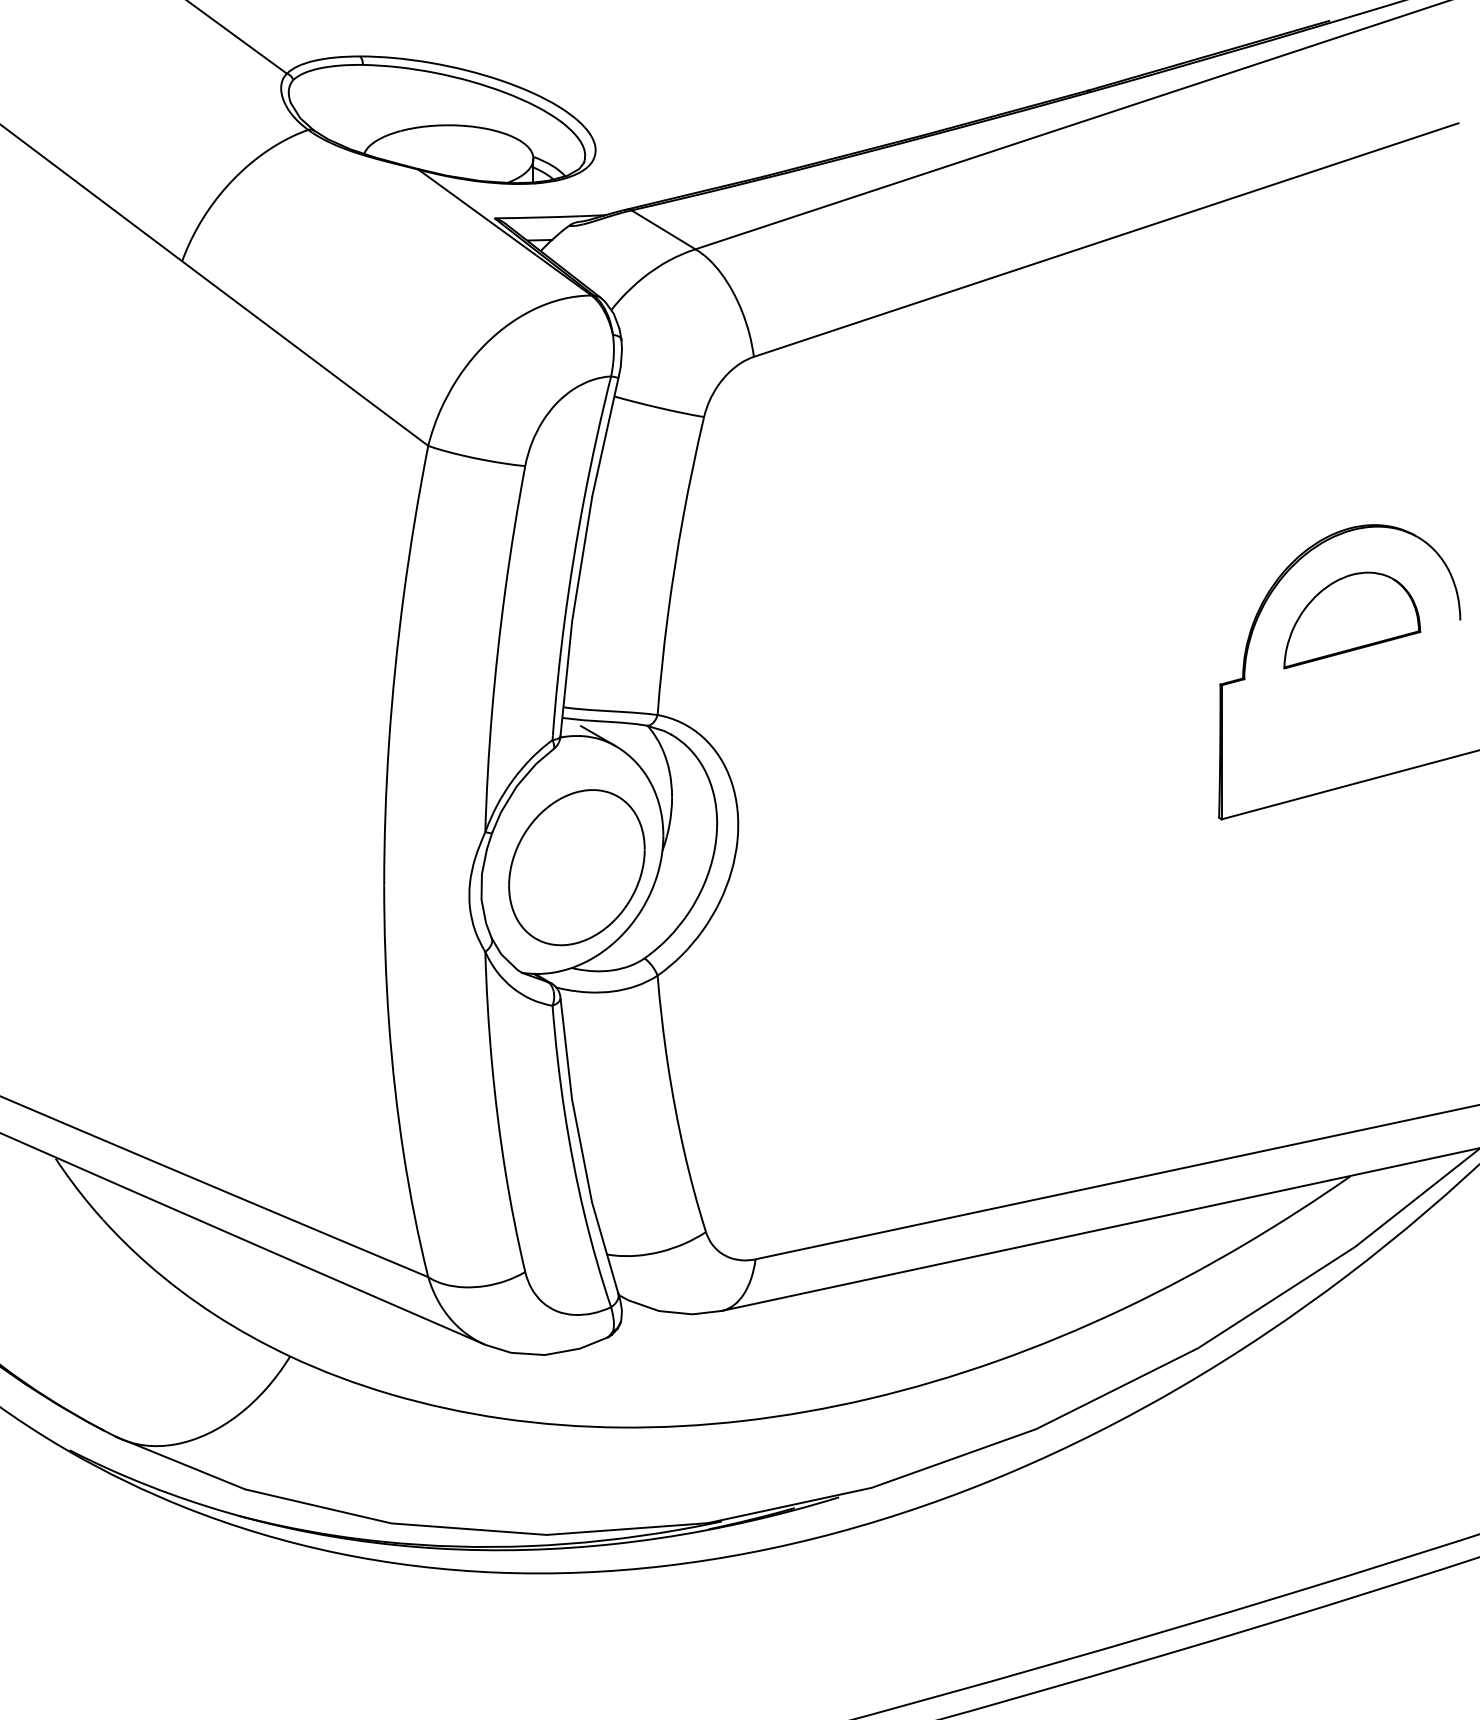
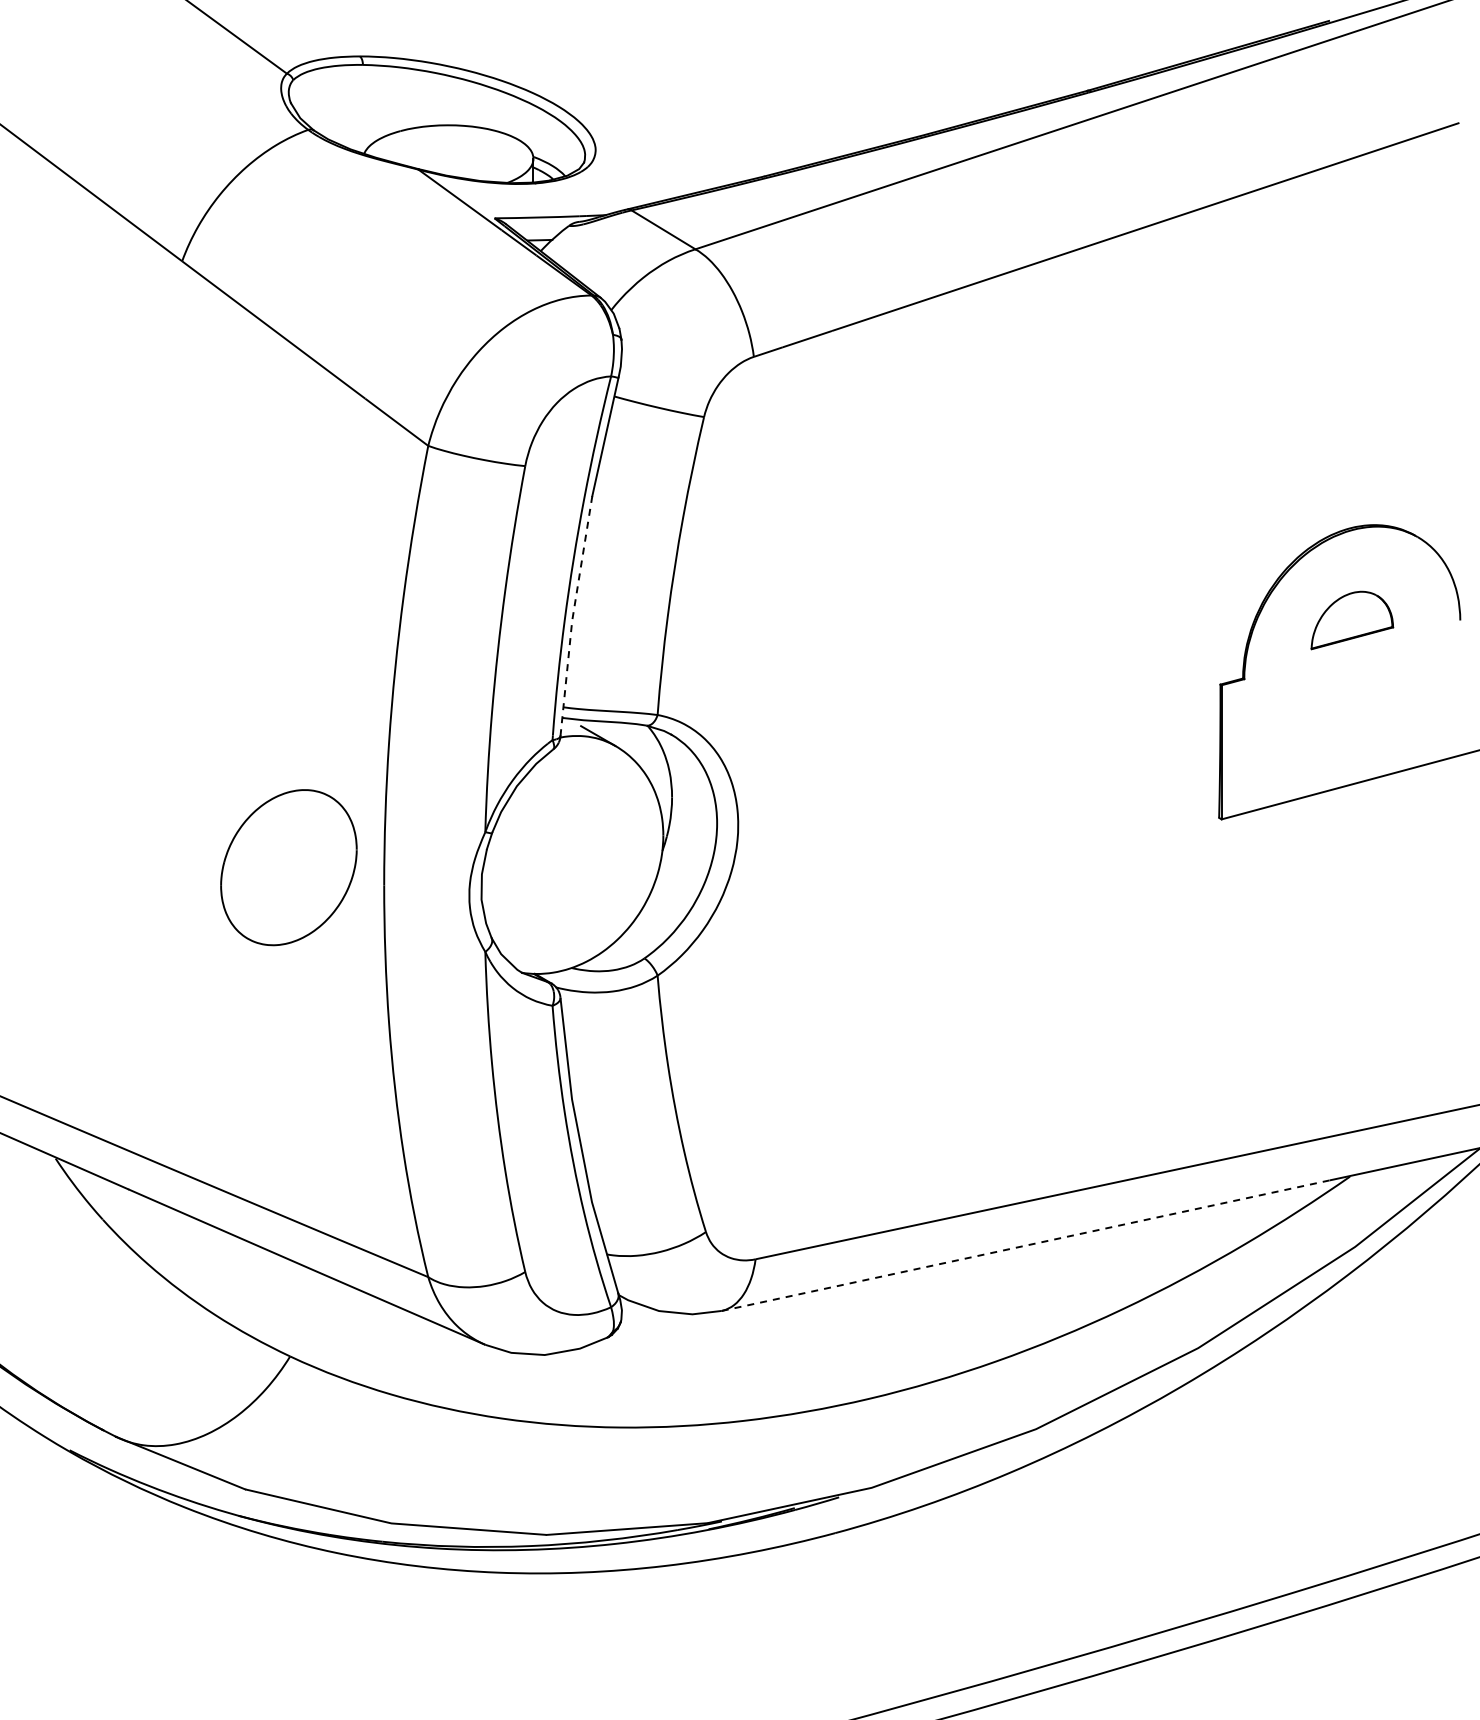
line: solid -> dashed (572, 616)
part size: 139x99 px -> 85x61 px (1352, 620)
part position: (576, 867) -> (288, 867) (288, 867)
line: solid -> dashed (1025, 1245)
